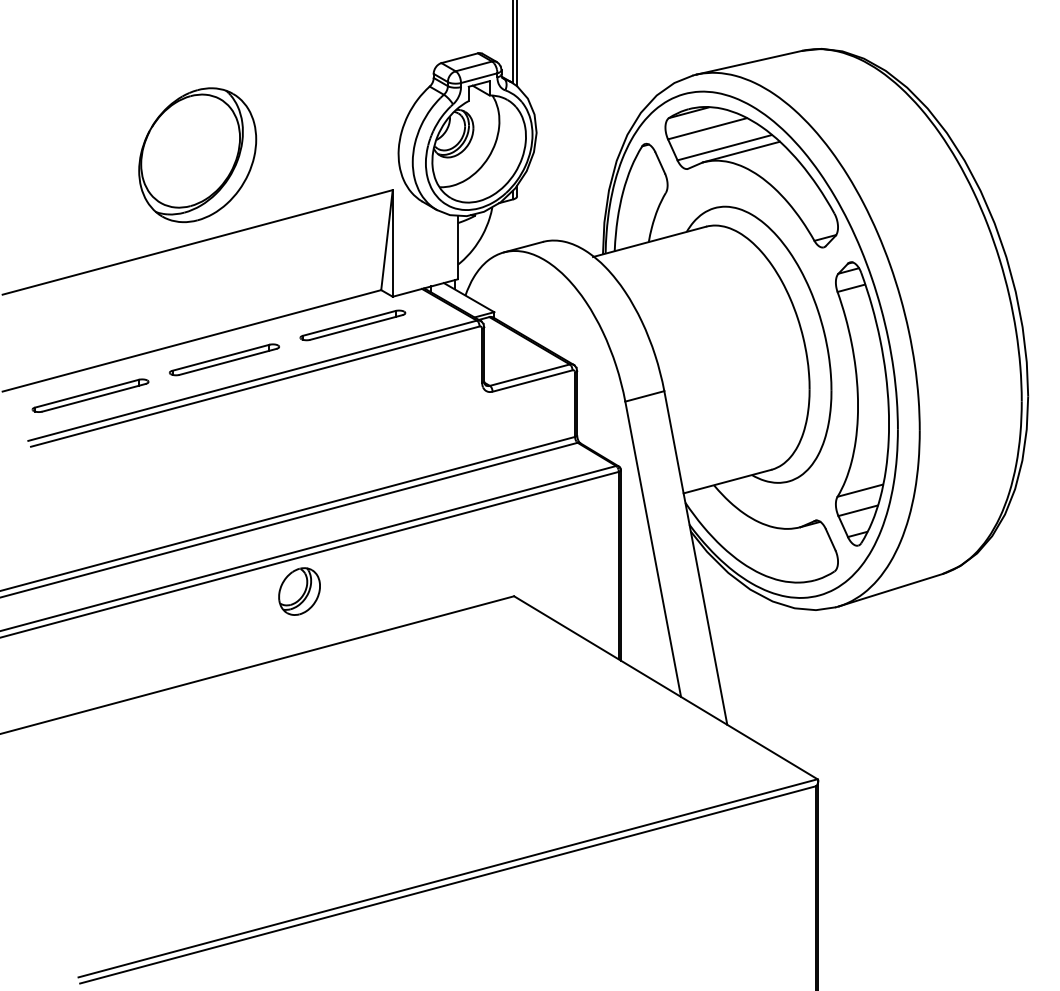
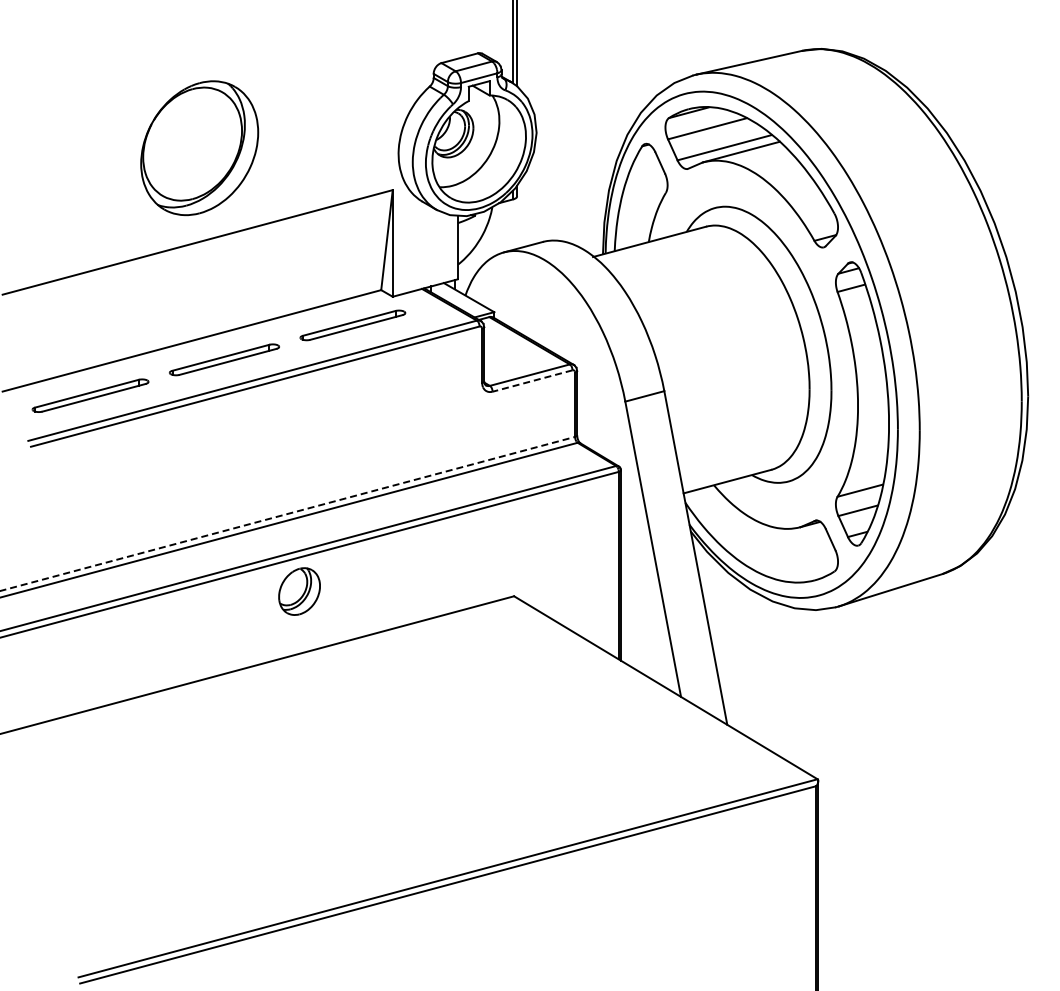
part position: (197, 155) -> (199, 148) (199, 148)
line: solid -> dashed (532, 381)
line: solid -> dashed (288, 513)
